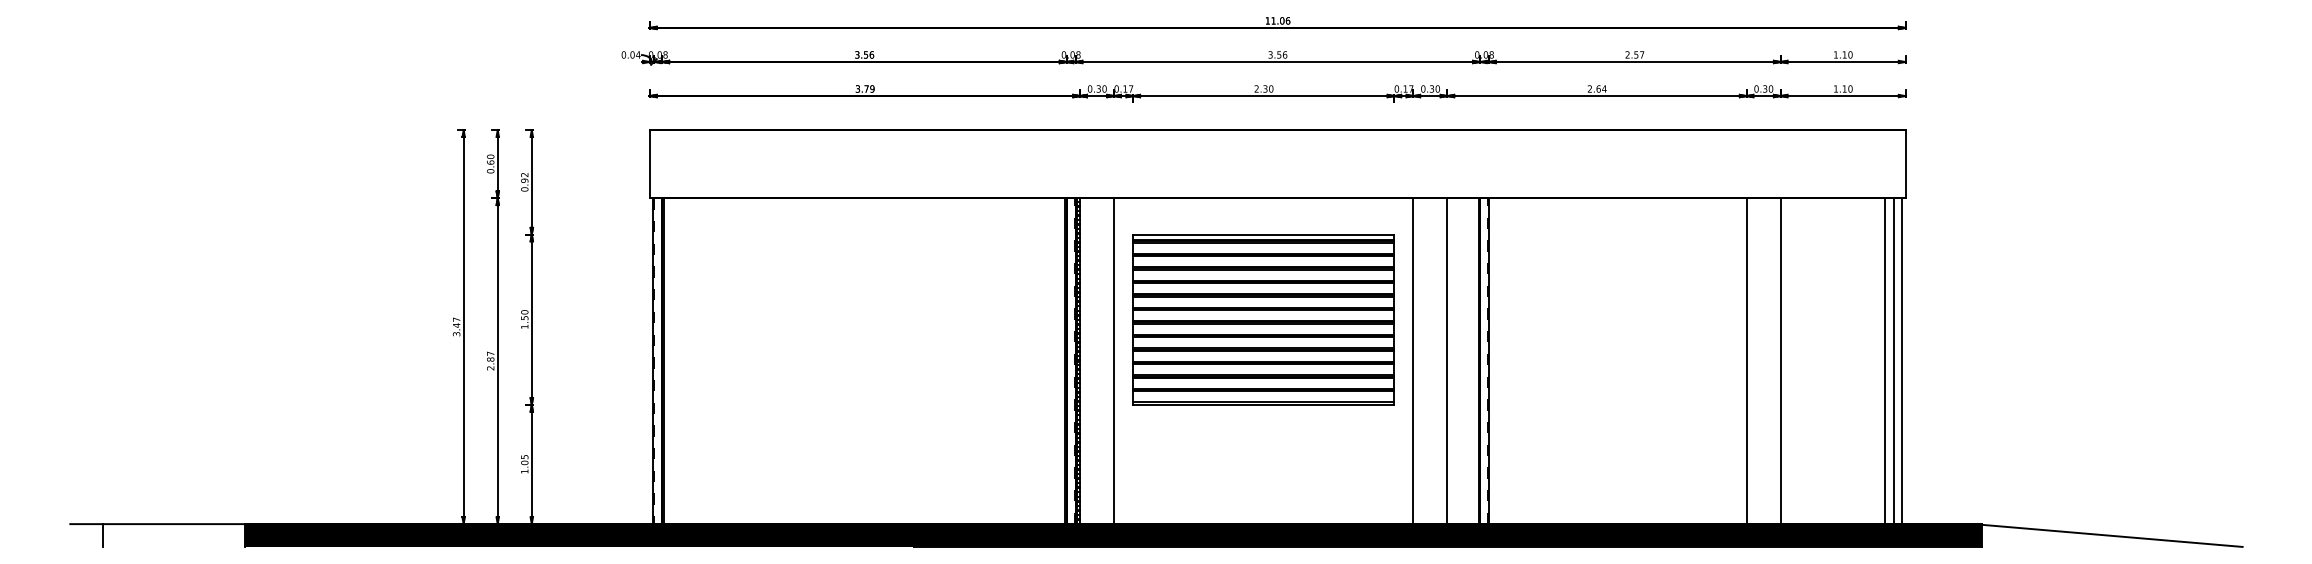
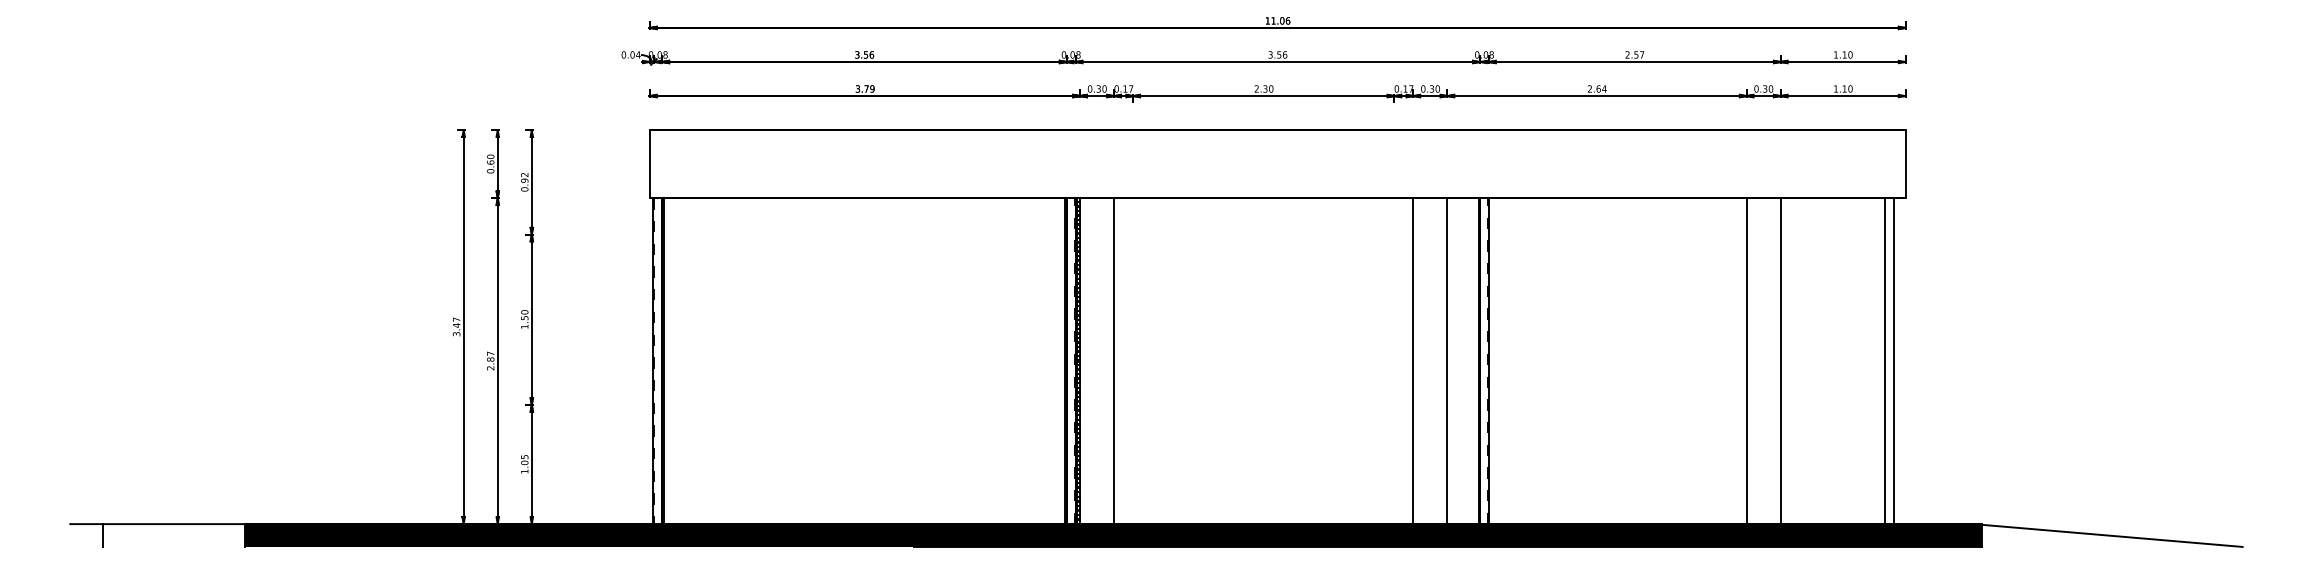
part: present -> none (1263, 319)
line: present -> none (1902, 361)
